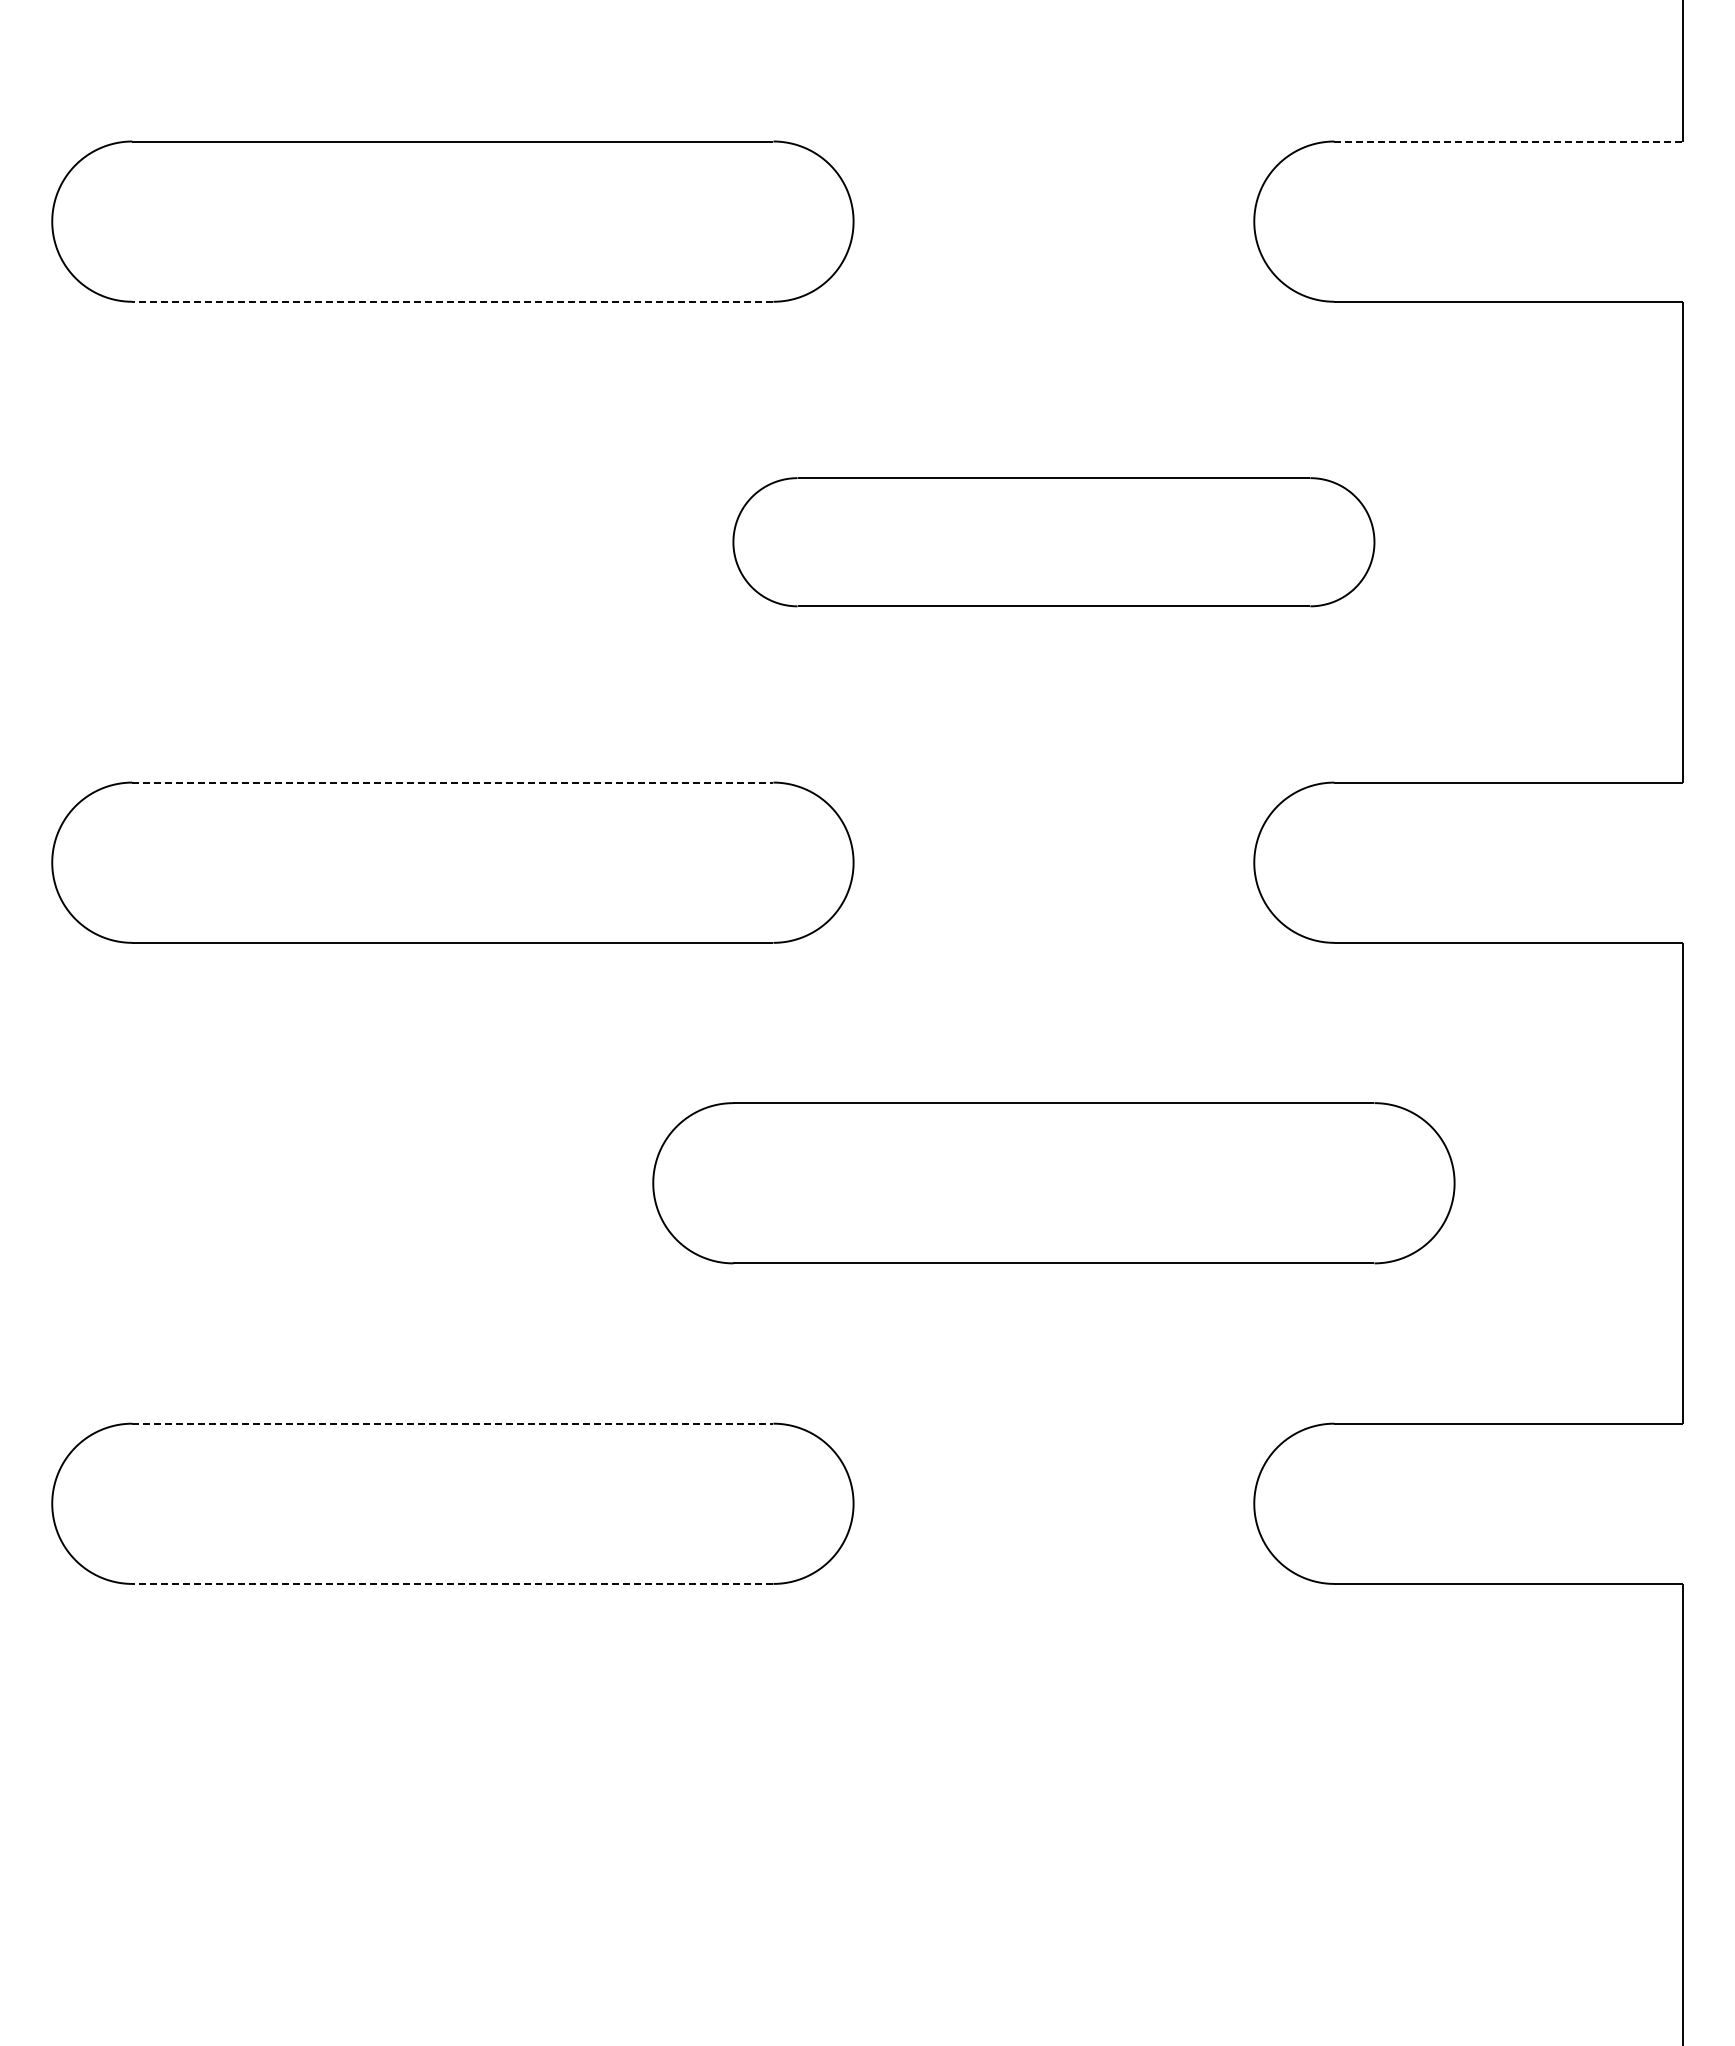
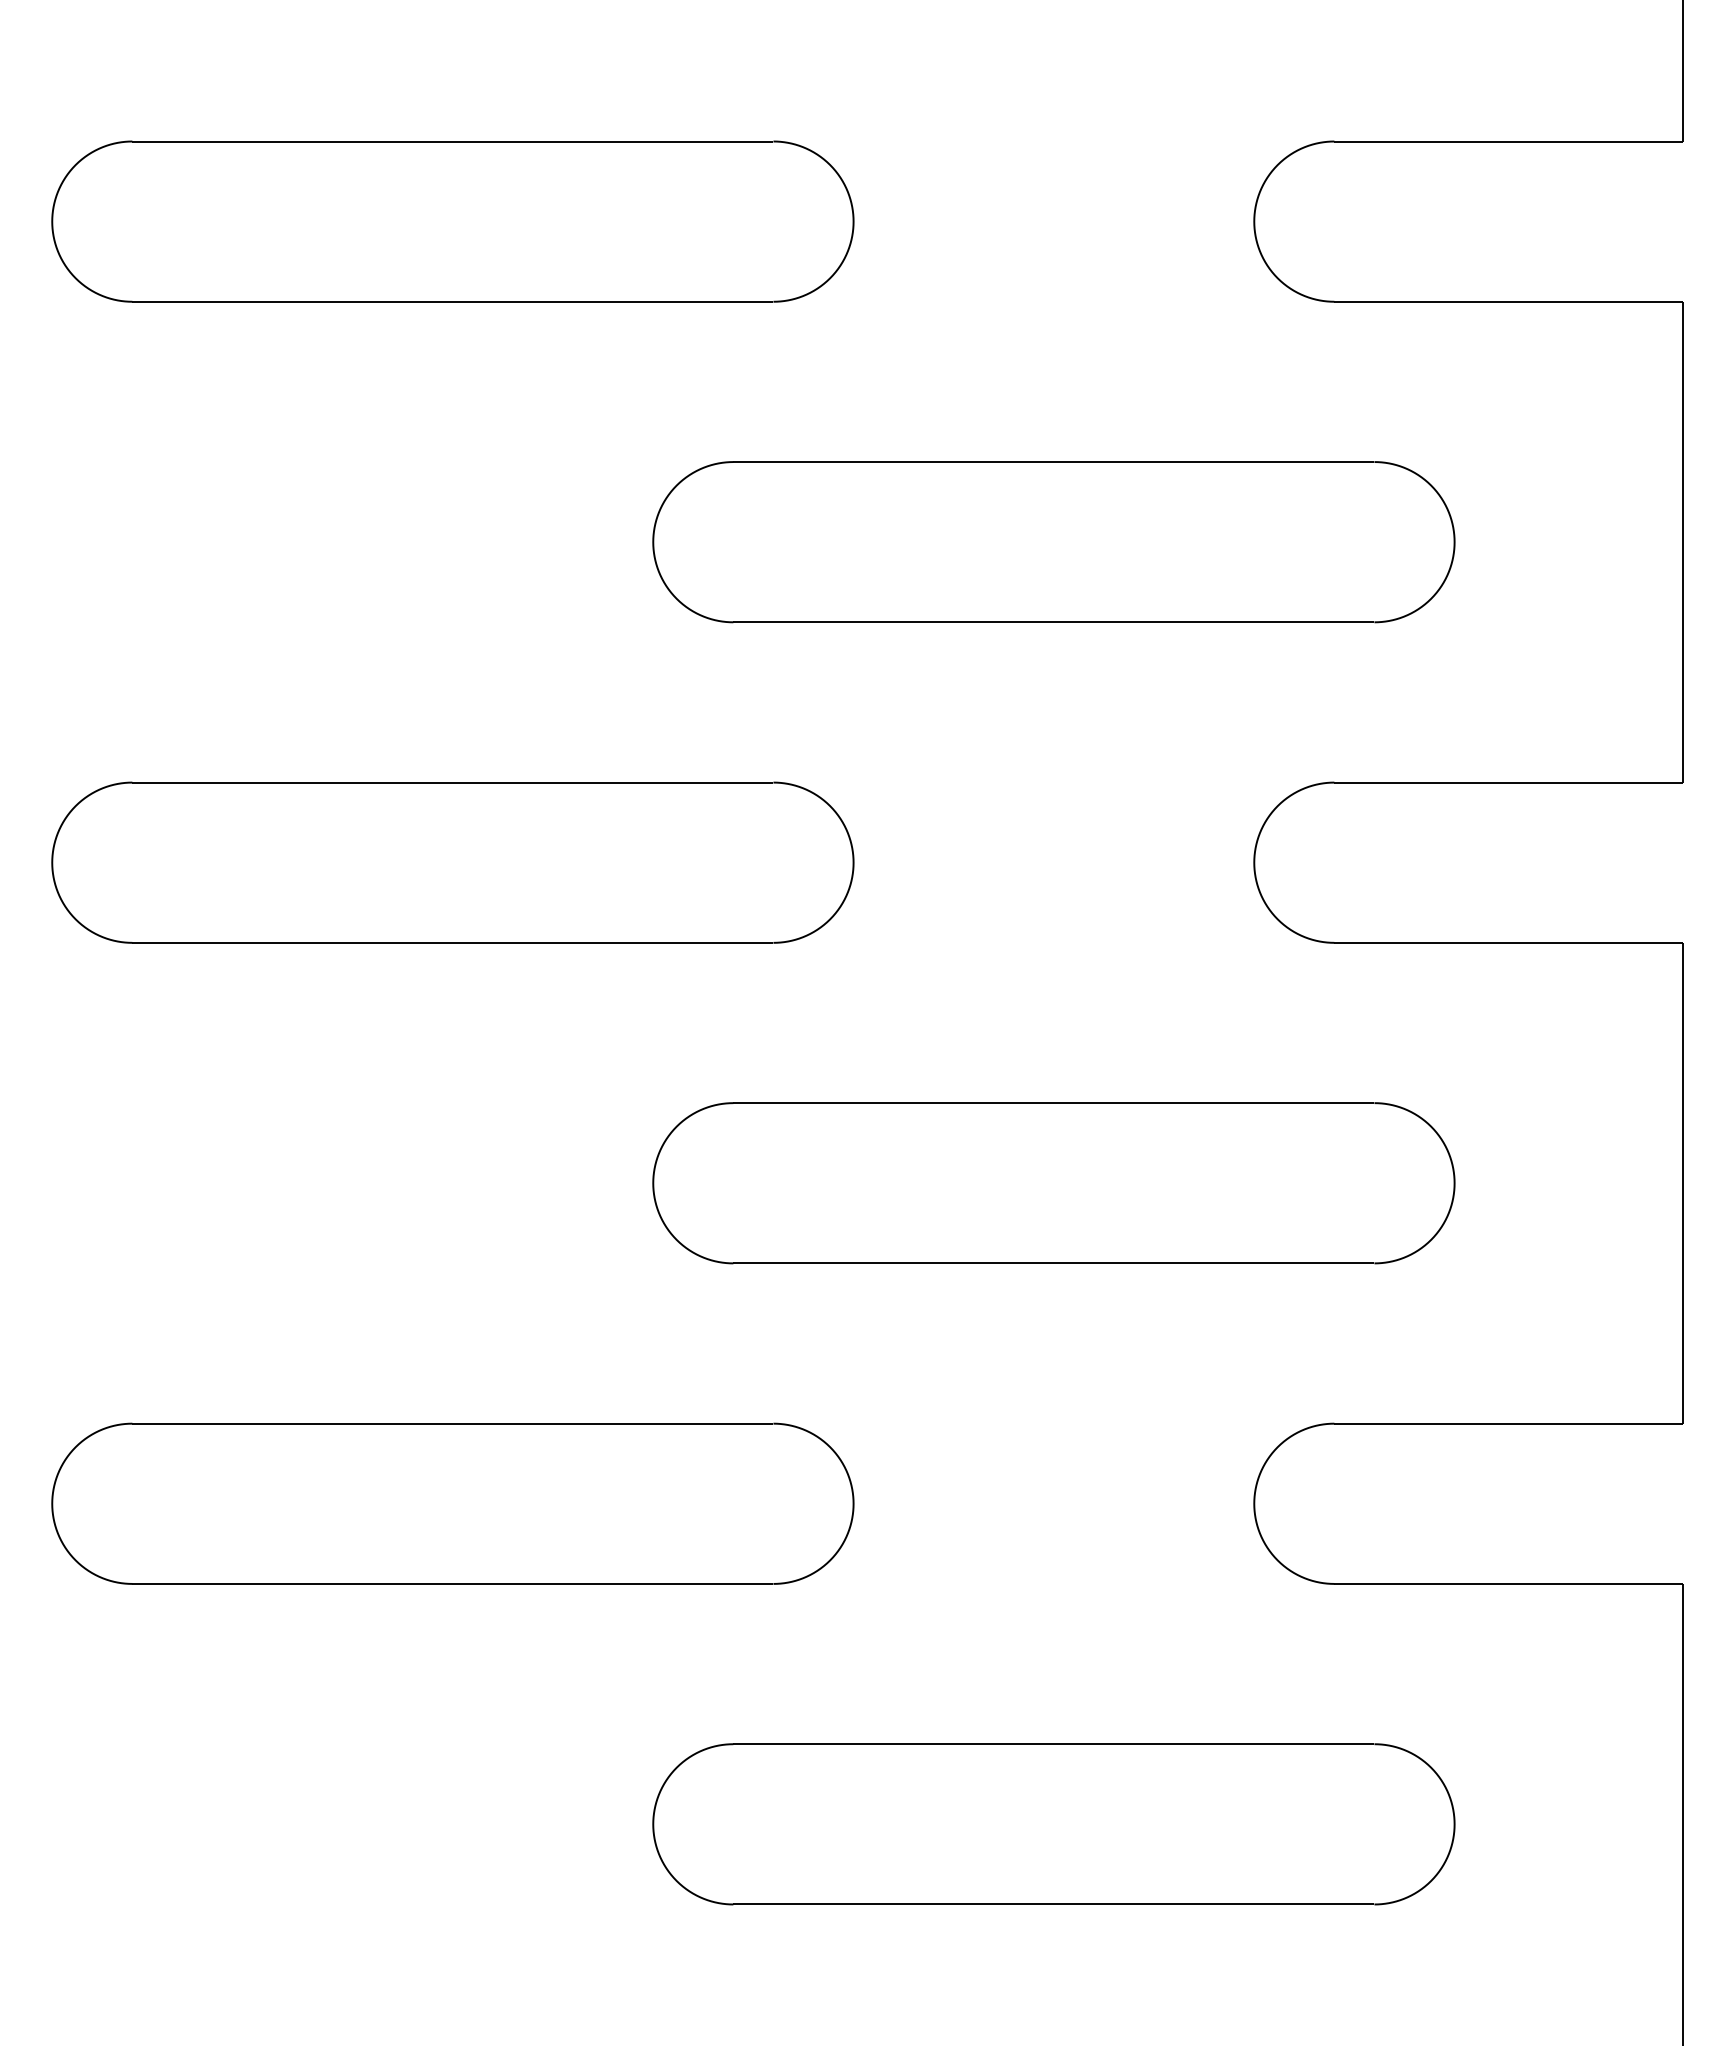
line: dashed -> solid (1509, 141)
line: dashed -> solid (452, 301)
part size: 644x131 px -> 804x163 px (1053, 542)
line: dashed -> solid (452, 782)
line: dashed -> solid (452, 1423)
line: dashed -> solid (452, 1583)
part: none -> present (1053, 1824)
